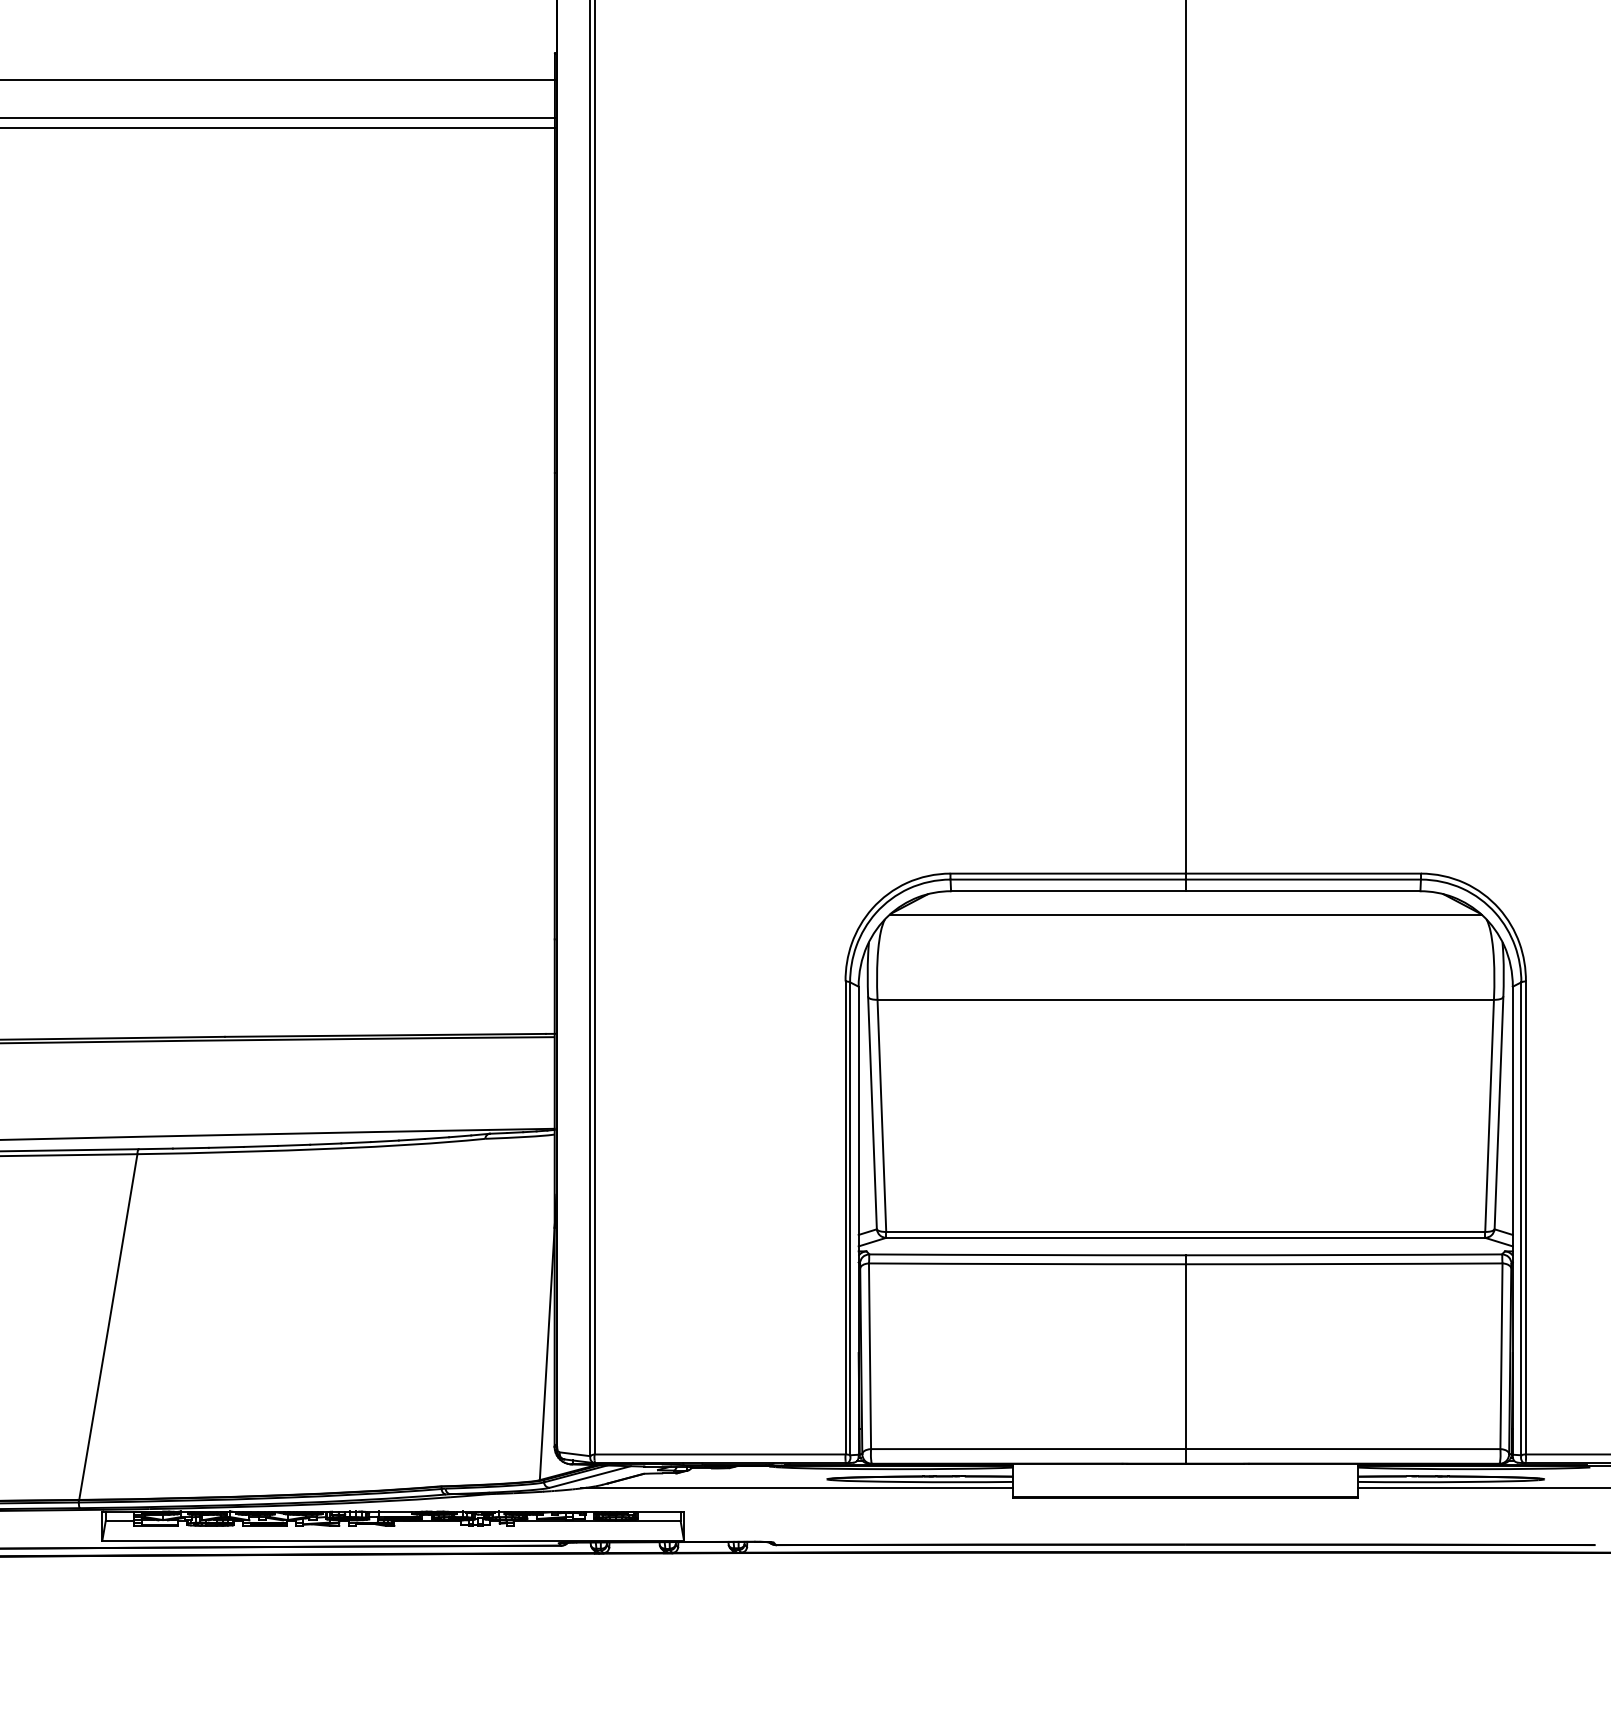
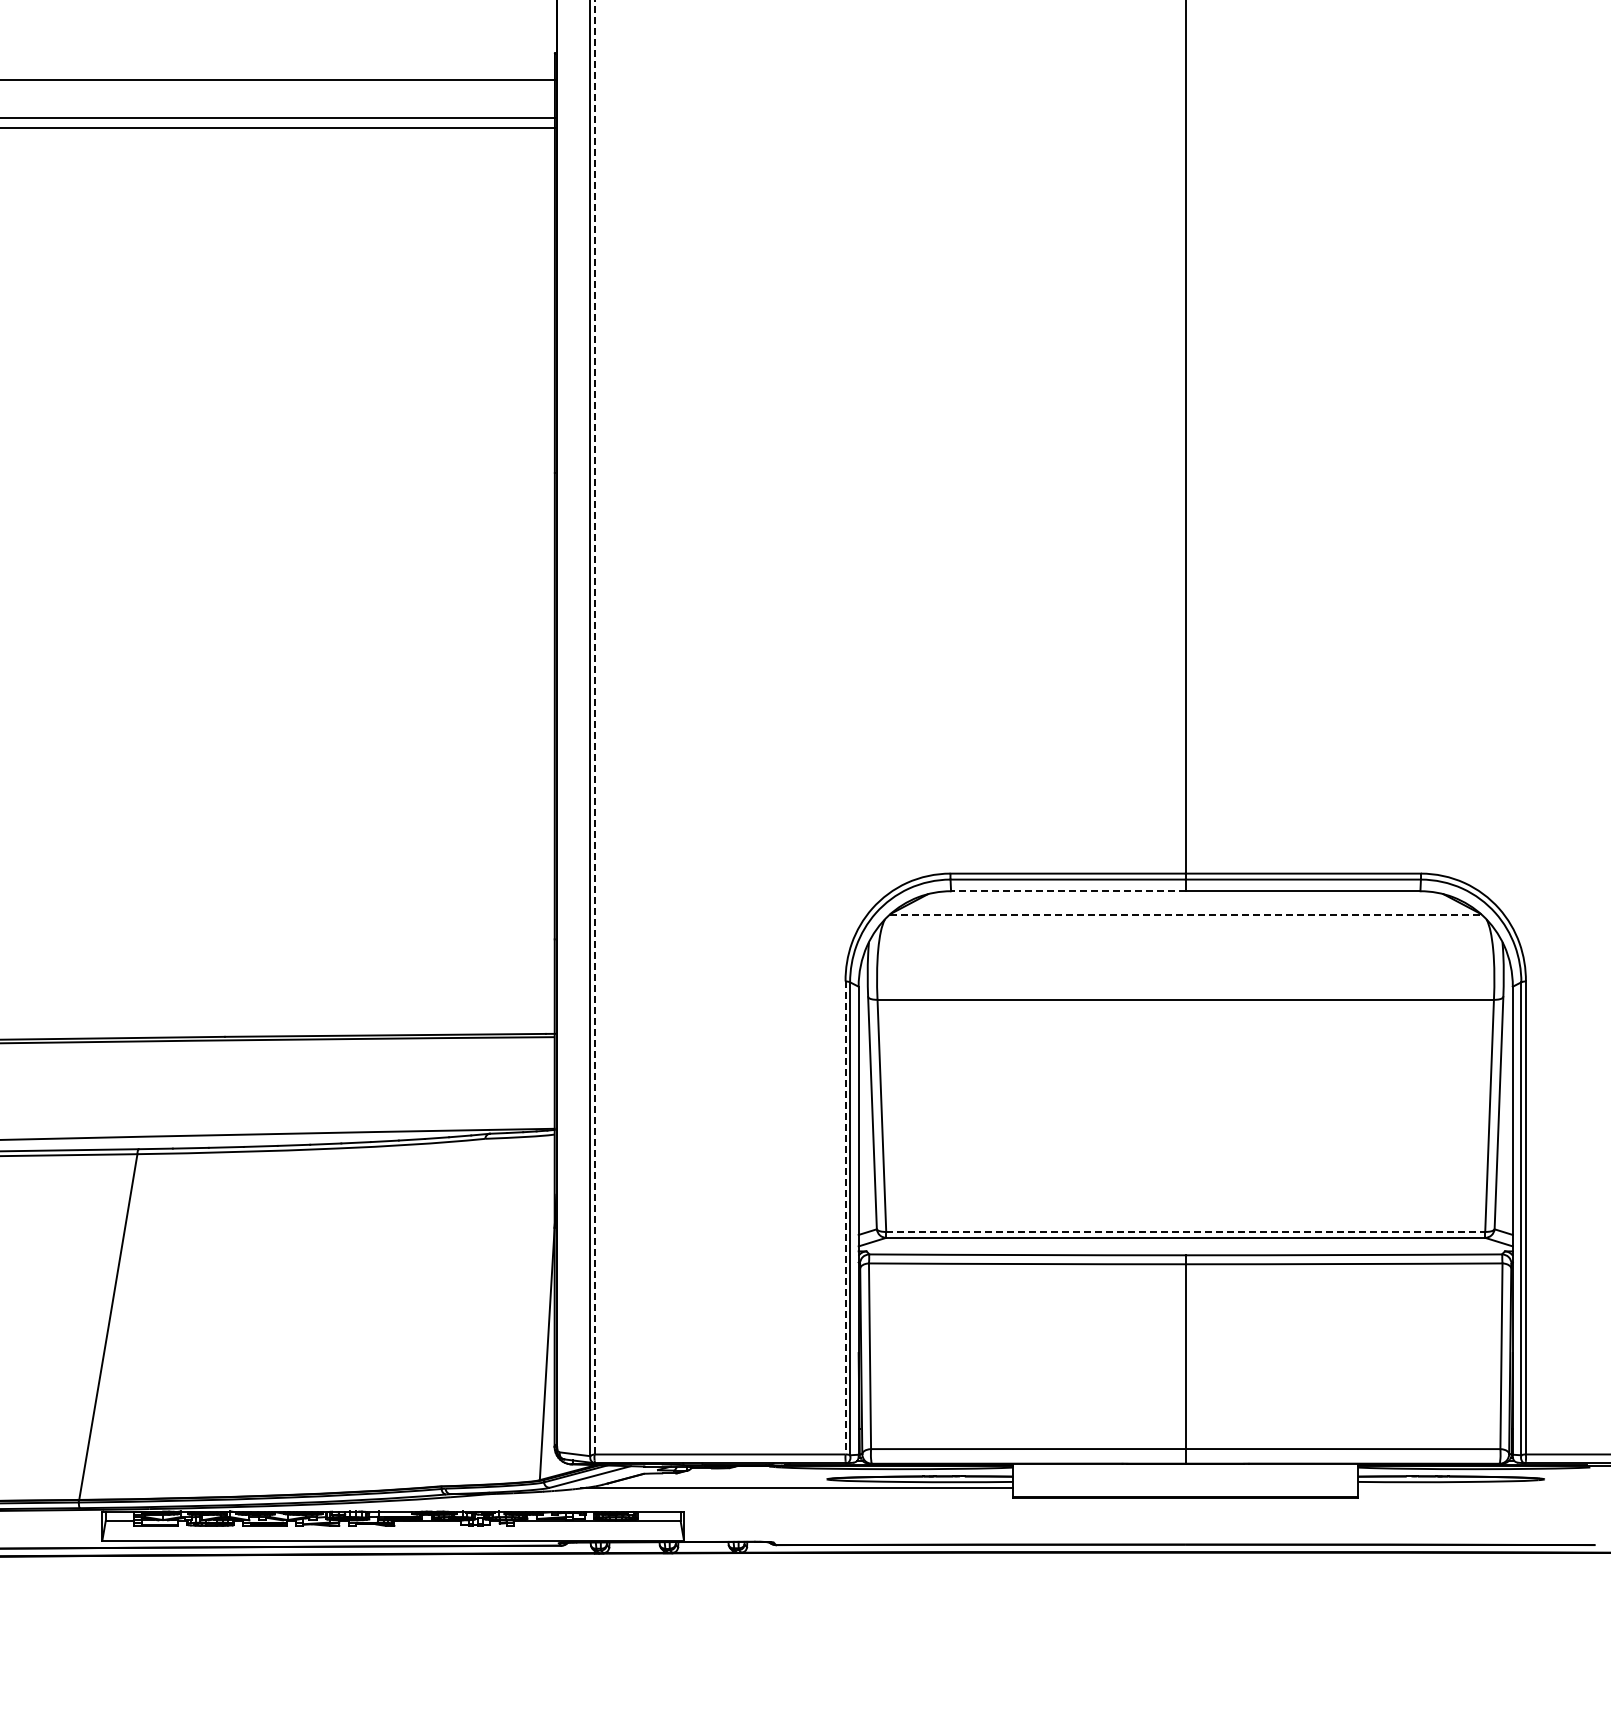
line: solid -> dashed (594, 727)
line: solid -> dashed (1067, 891)
line: solid -> dashed (1185, 914)
line: solid -> dashed (845, 1218)
line: solid -> dashed (1186, 1231)
line: present -> none (1482, 1488)
